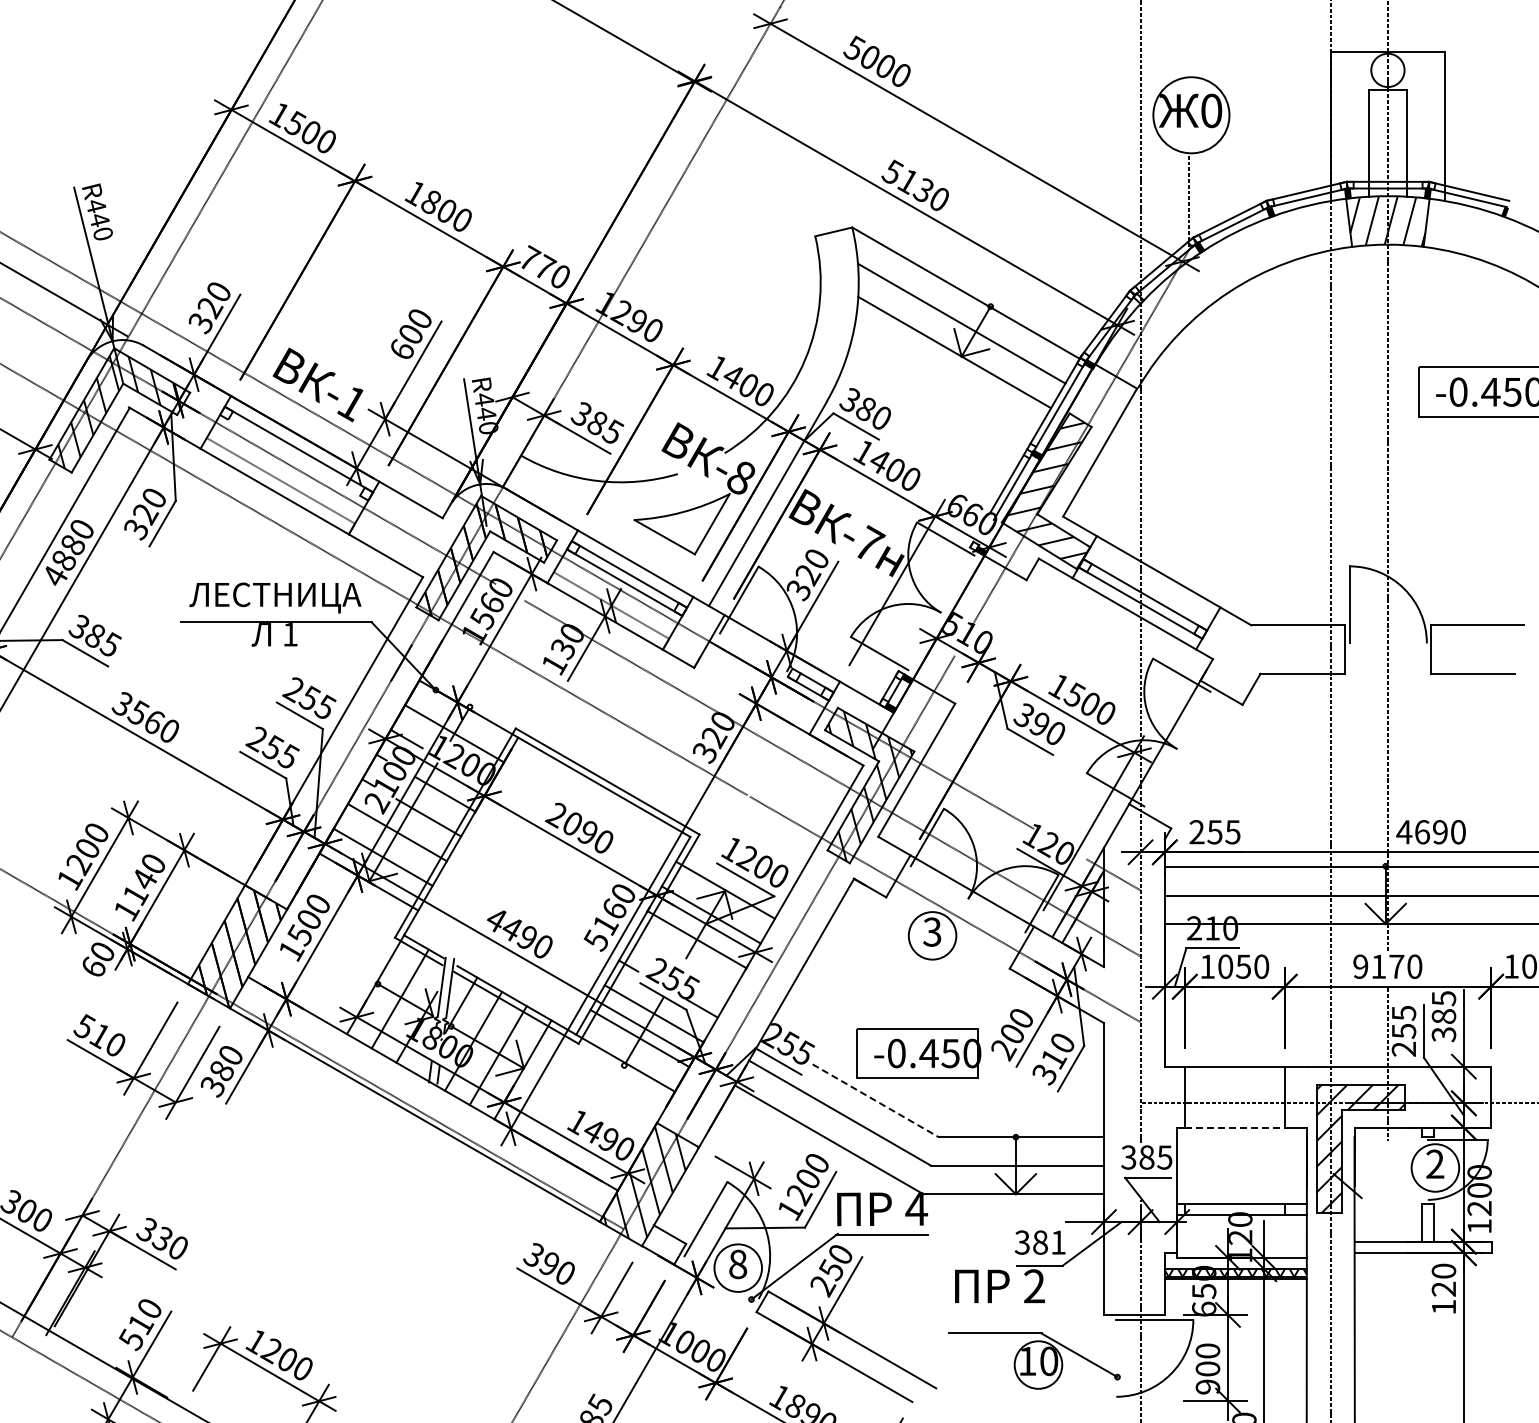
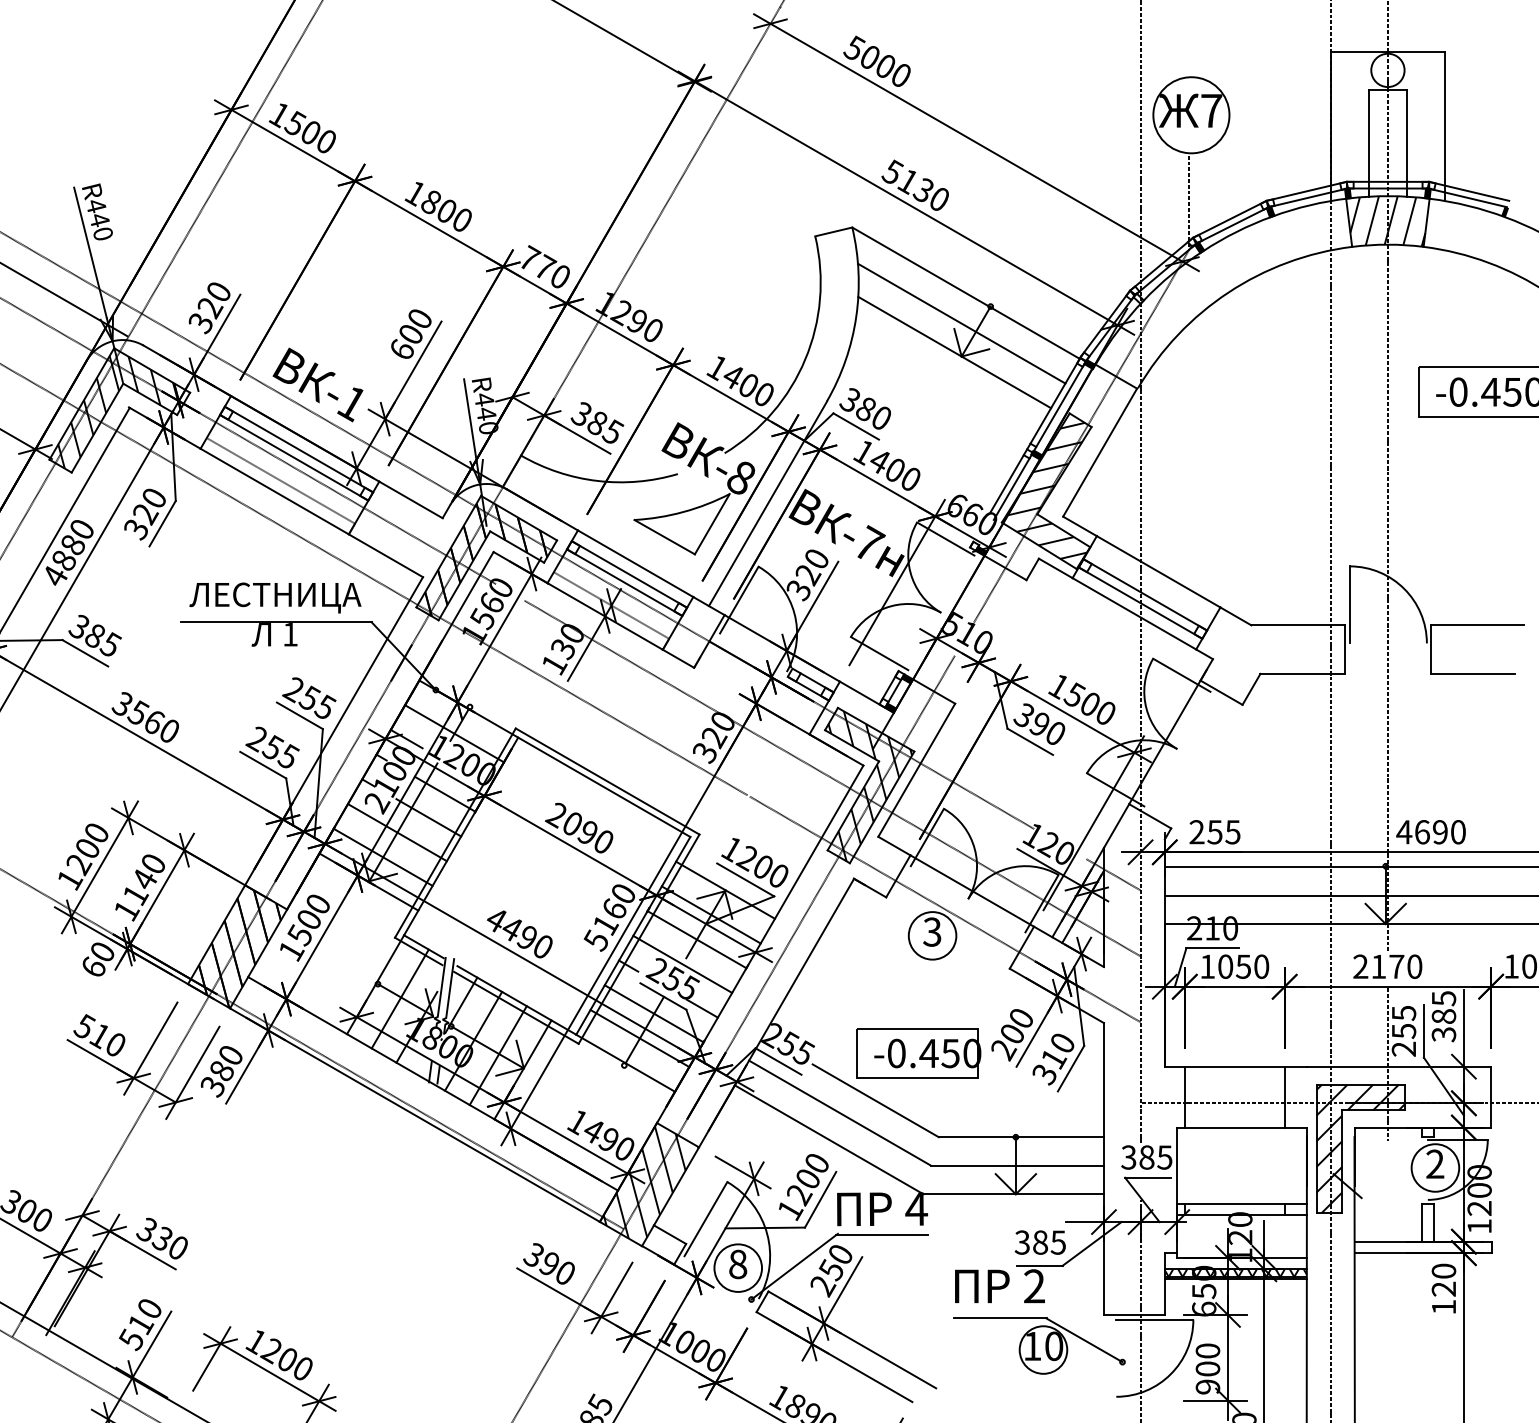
text: 0 -> 7 (1211, 110)
line: none -> present (294, 457)
line: none -> present (682, 963)
text: 9170 -> 2170 (1360, 966)
line: dashed -> solid (875, 1100)
line: dashed -> solid (1234, 1127)
text: 381 -> 385 (1057, 1242)
part position: (1034, 1360) -> (1039, 1345) (1039, 1345)
